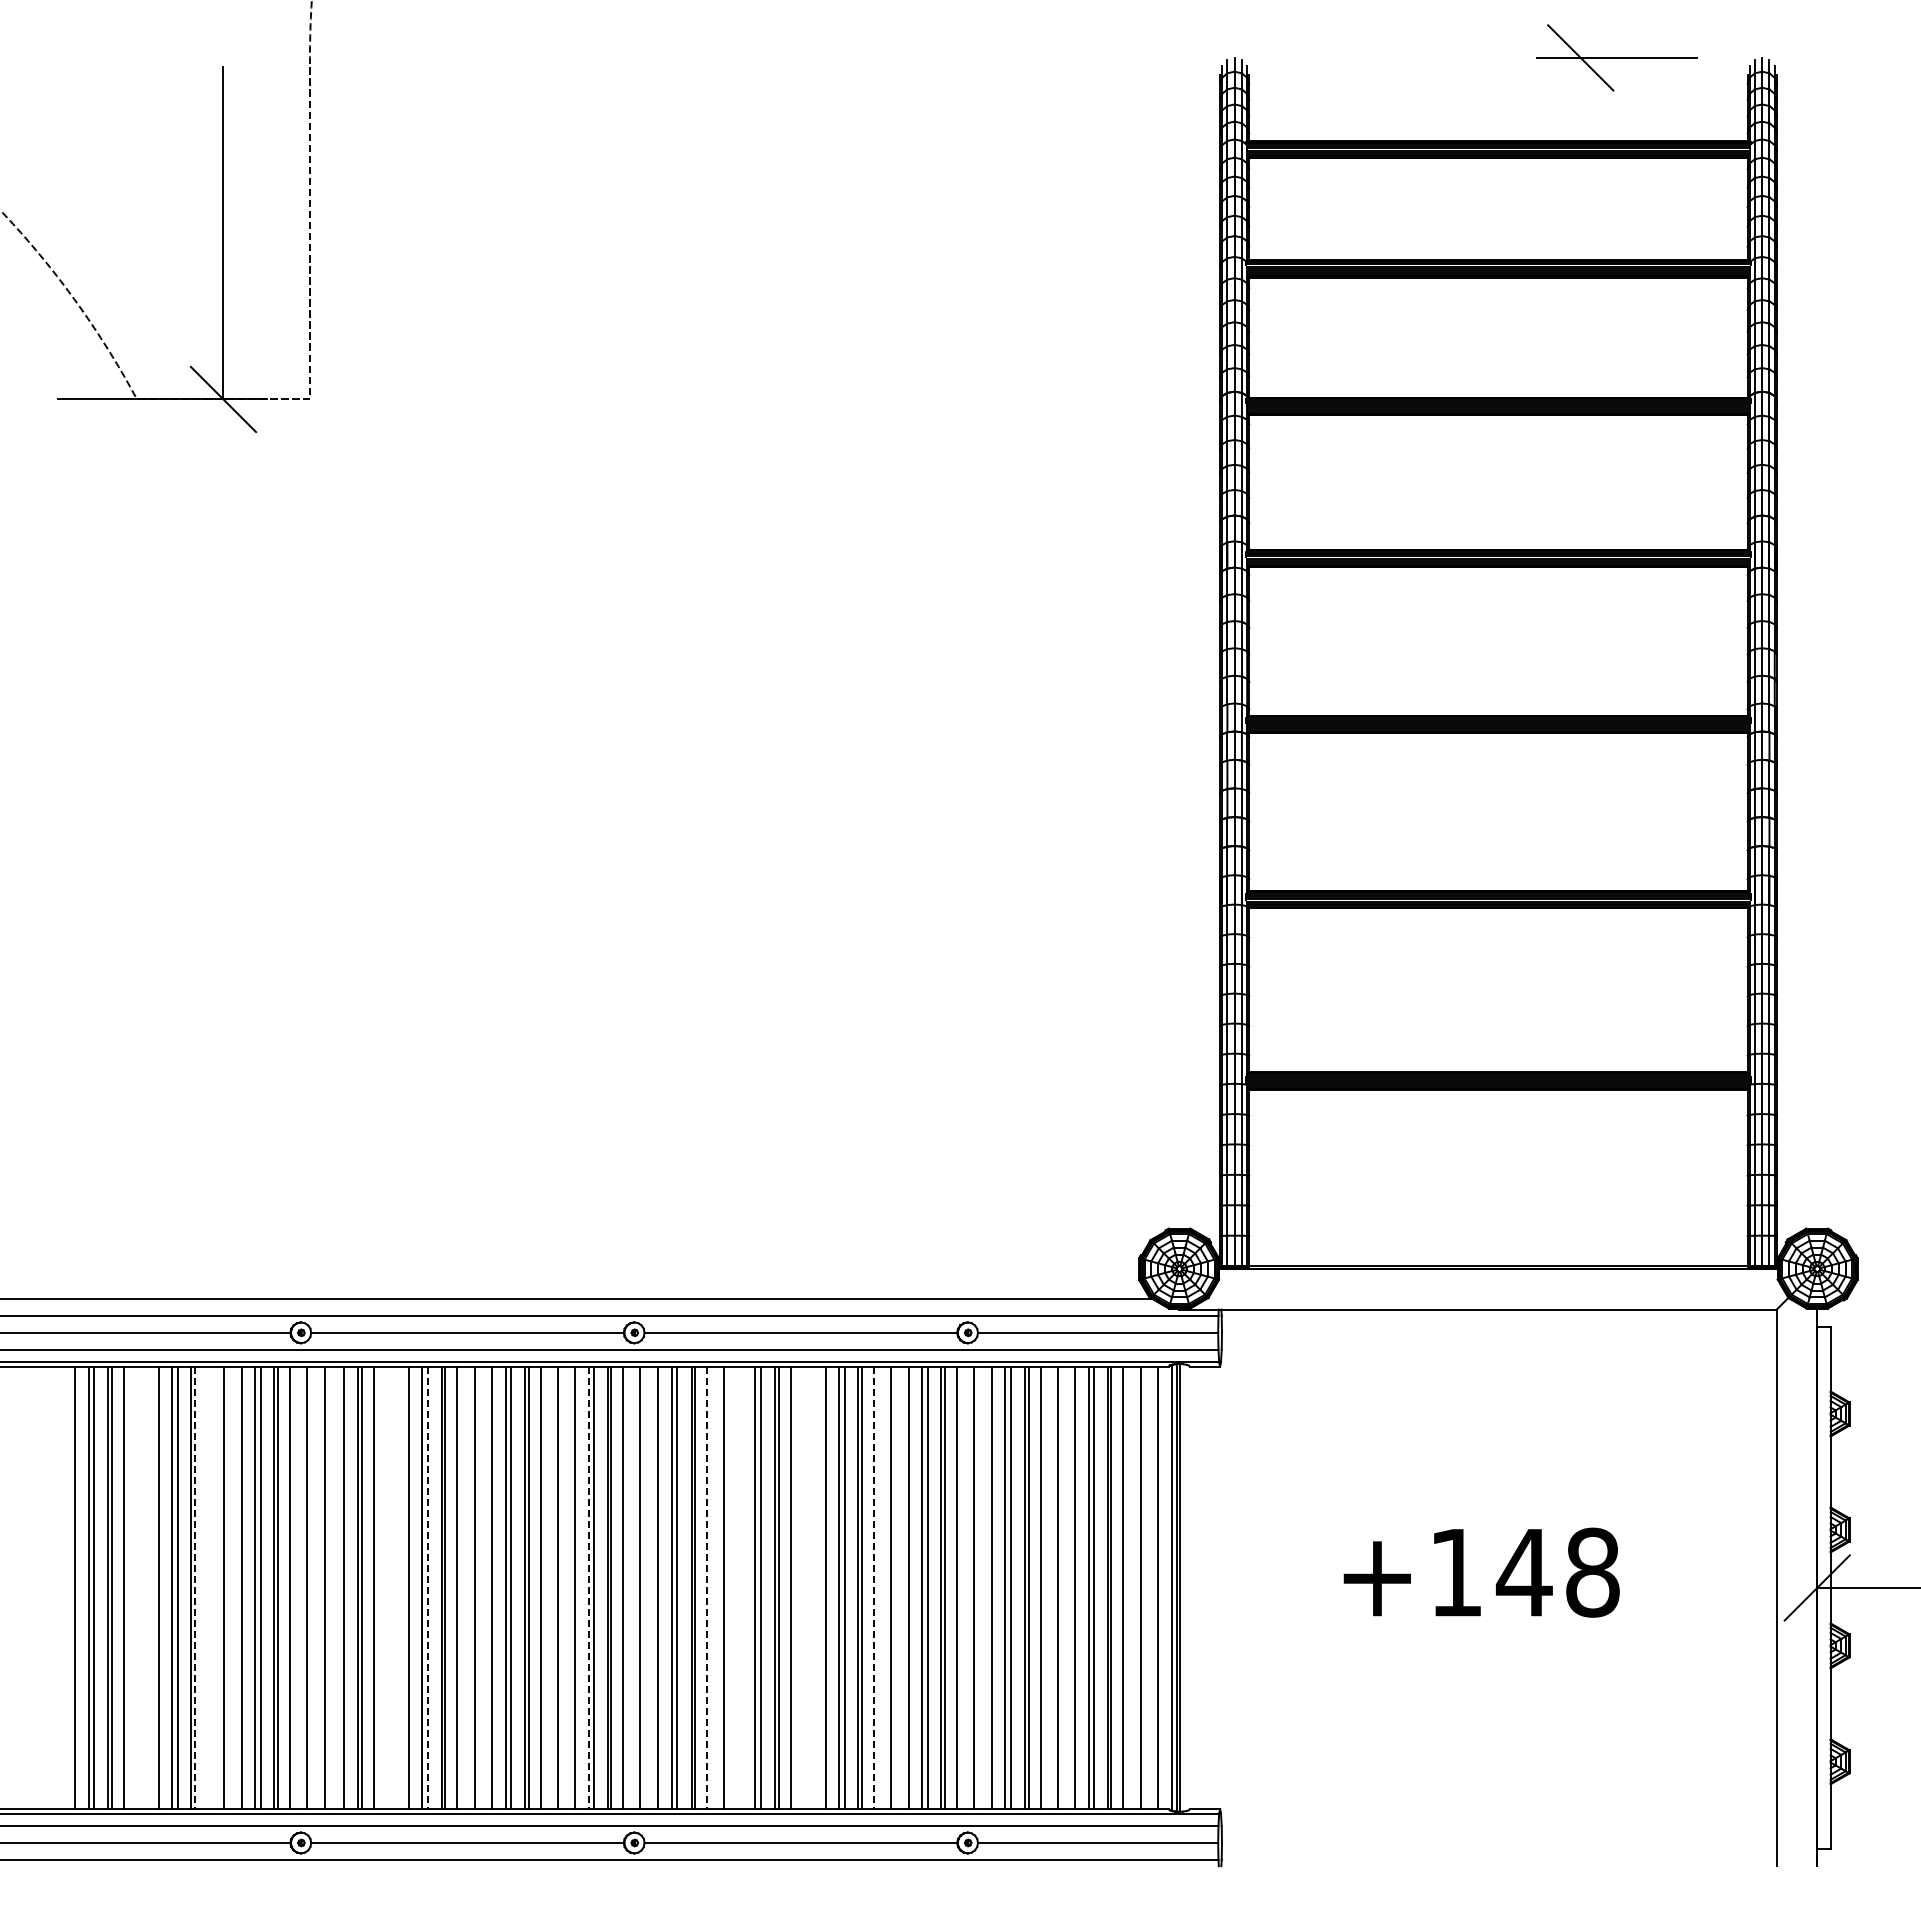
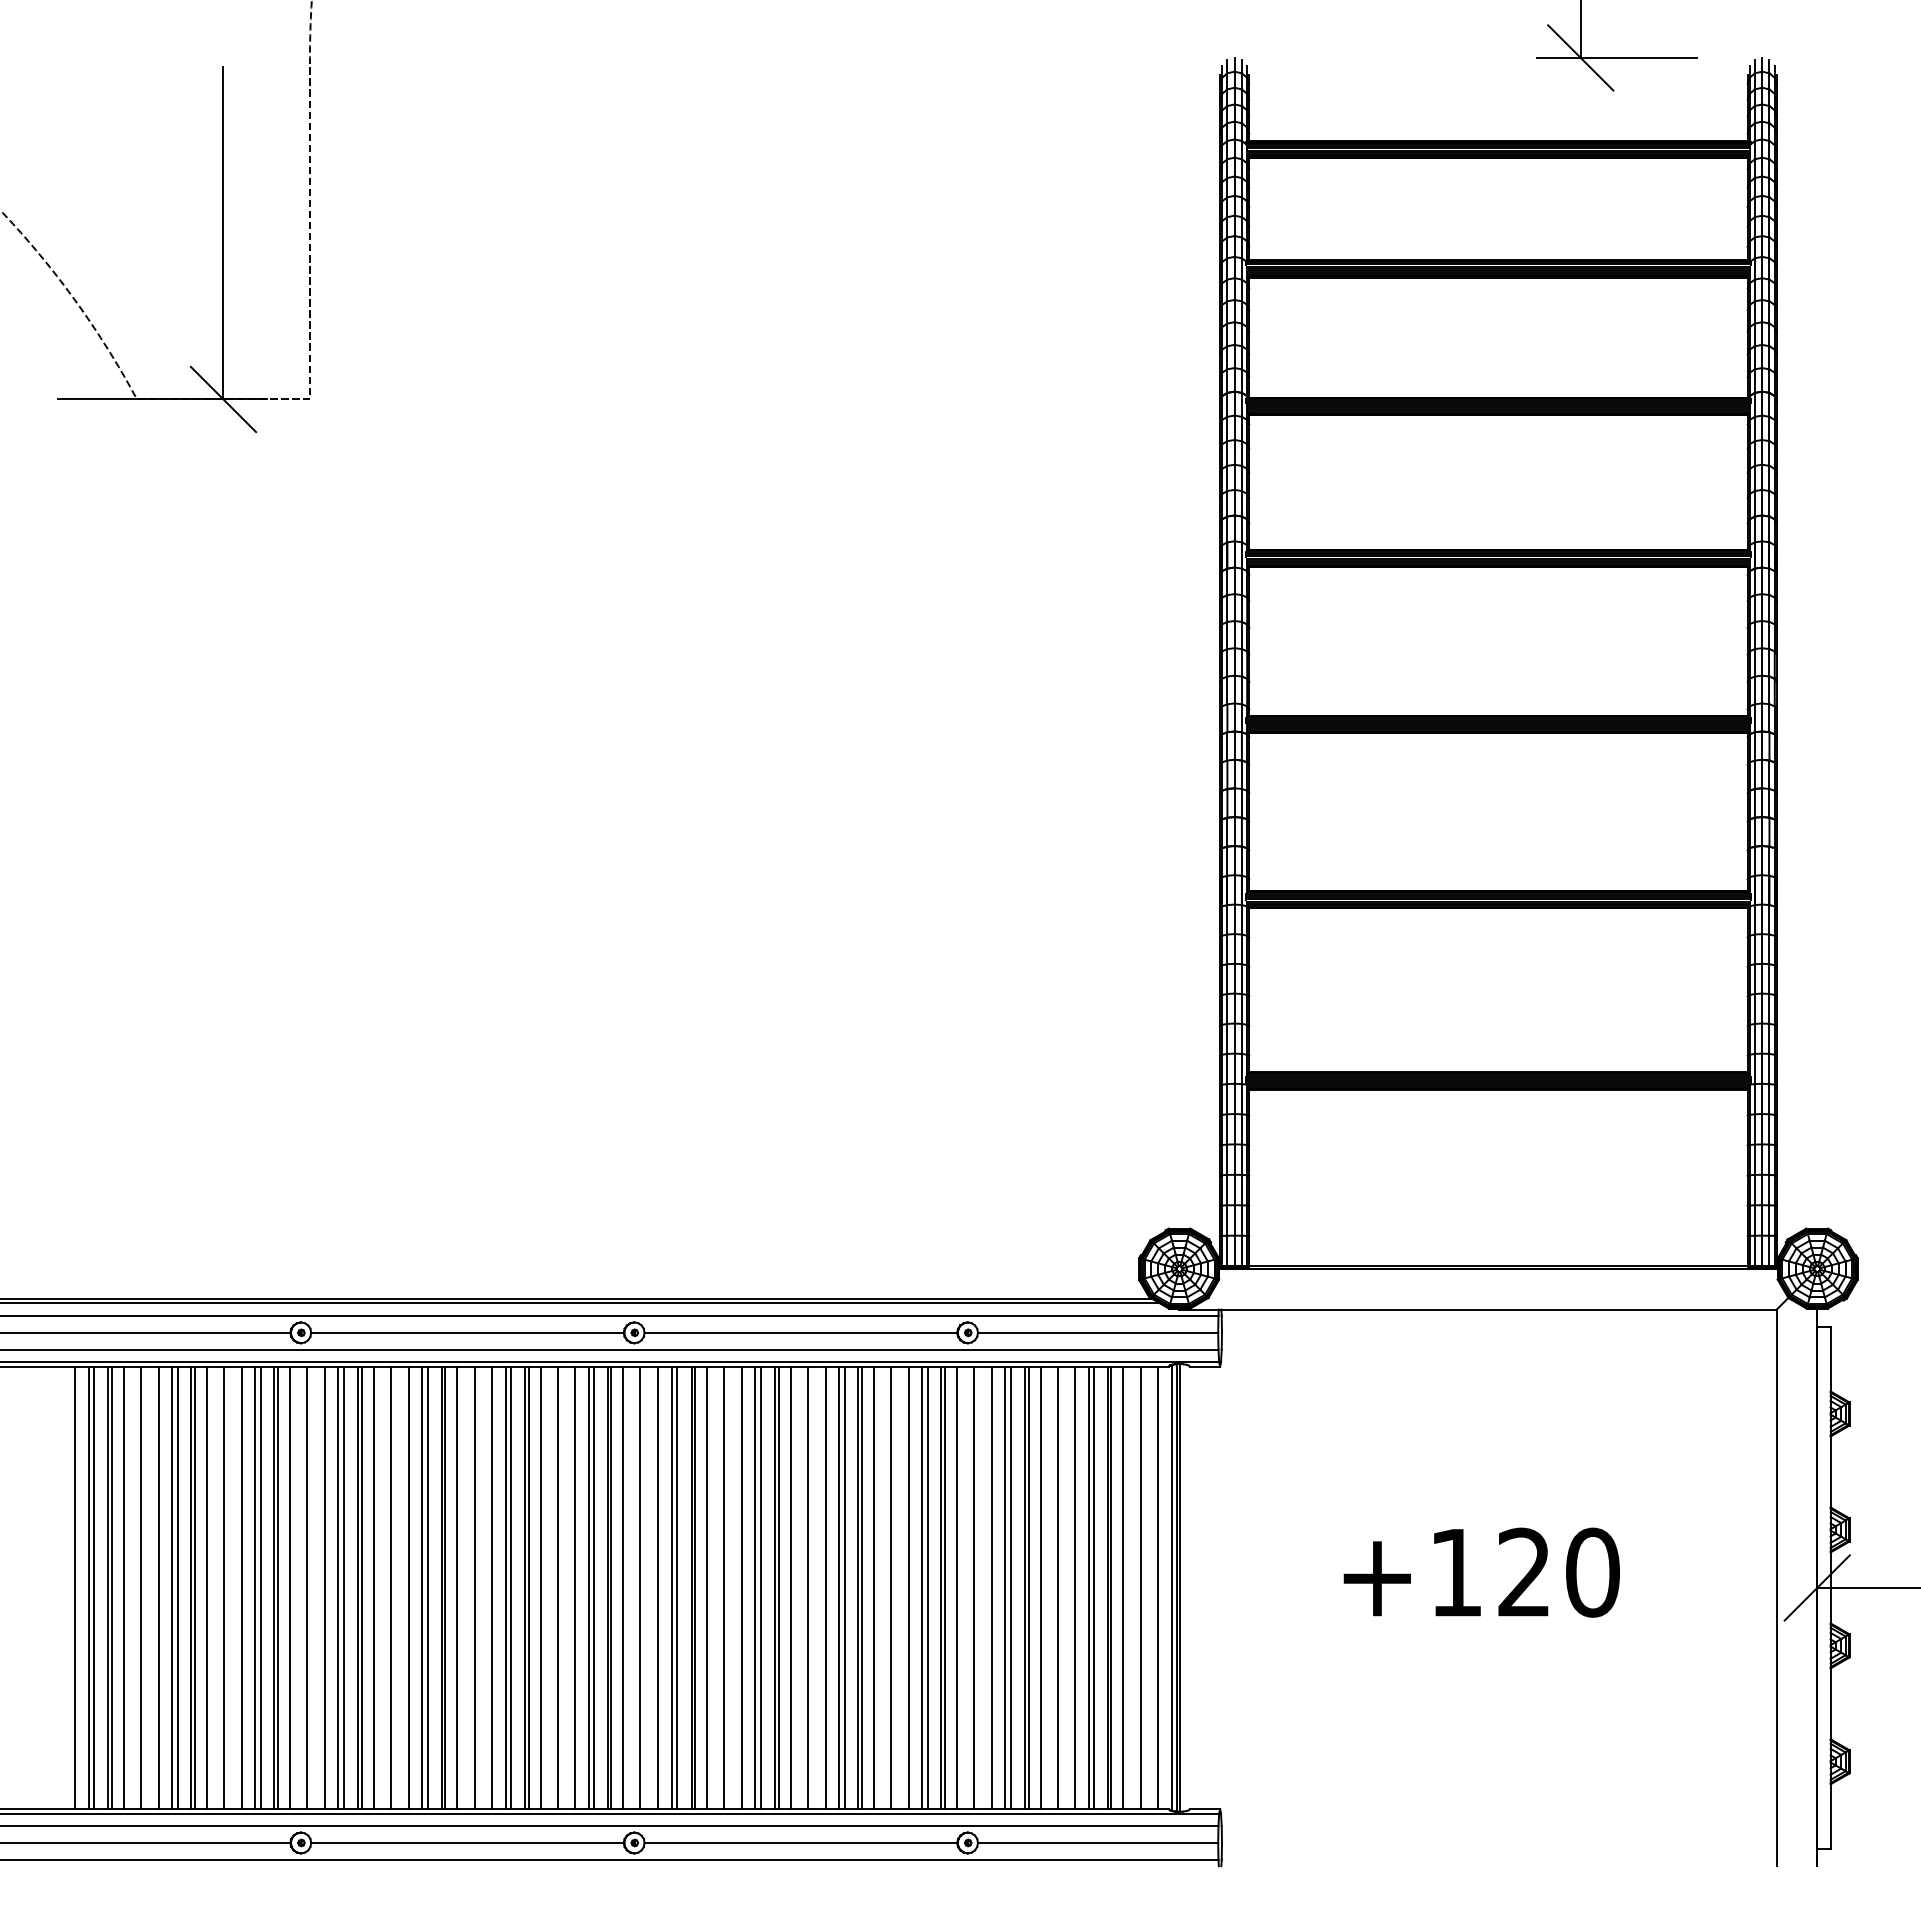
line: none -> present (1580, 29)
line: none -> present (581, 1303)
text: +148 -> +120 (1557, 1572)
line: none -> present (141, 1587)
line: none -> present (207, 1587)
line: none -> present (338, 1587)
line: none -> present (390, 1587)
line: none -> present (741, 1587)
line: none -> present (807, 1587)
line: dashed -> solid (195, 1588)
line: dashed -> solid (427, 1588)
line: dashed -> solid (588, 1588)
line: dashed -> solid (707, 1588)
line: dashed -> solid (873, 1588)
